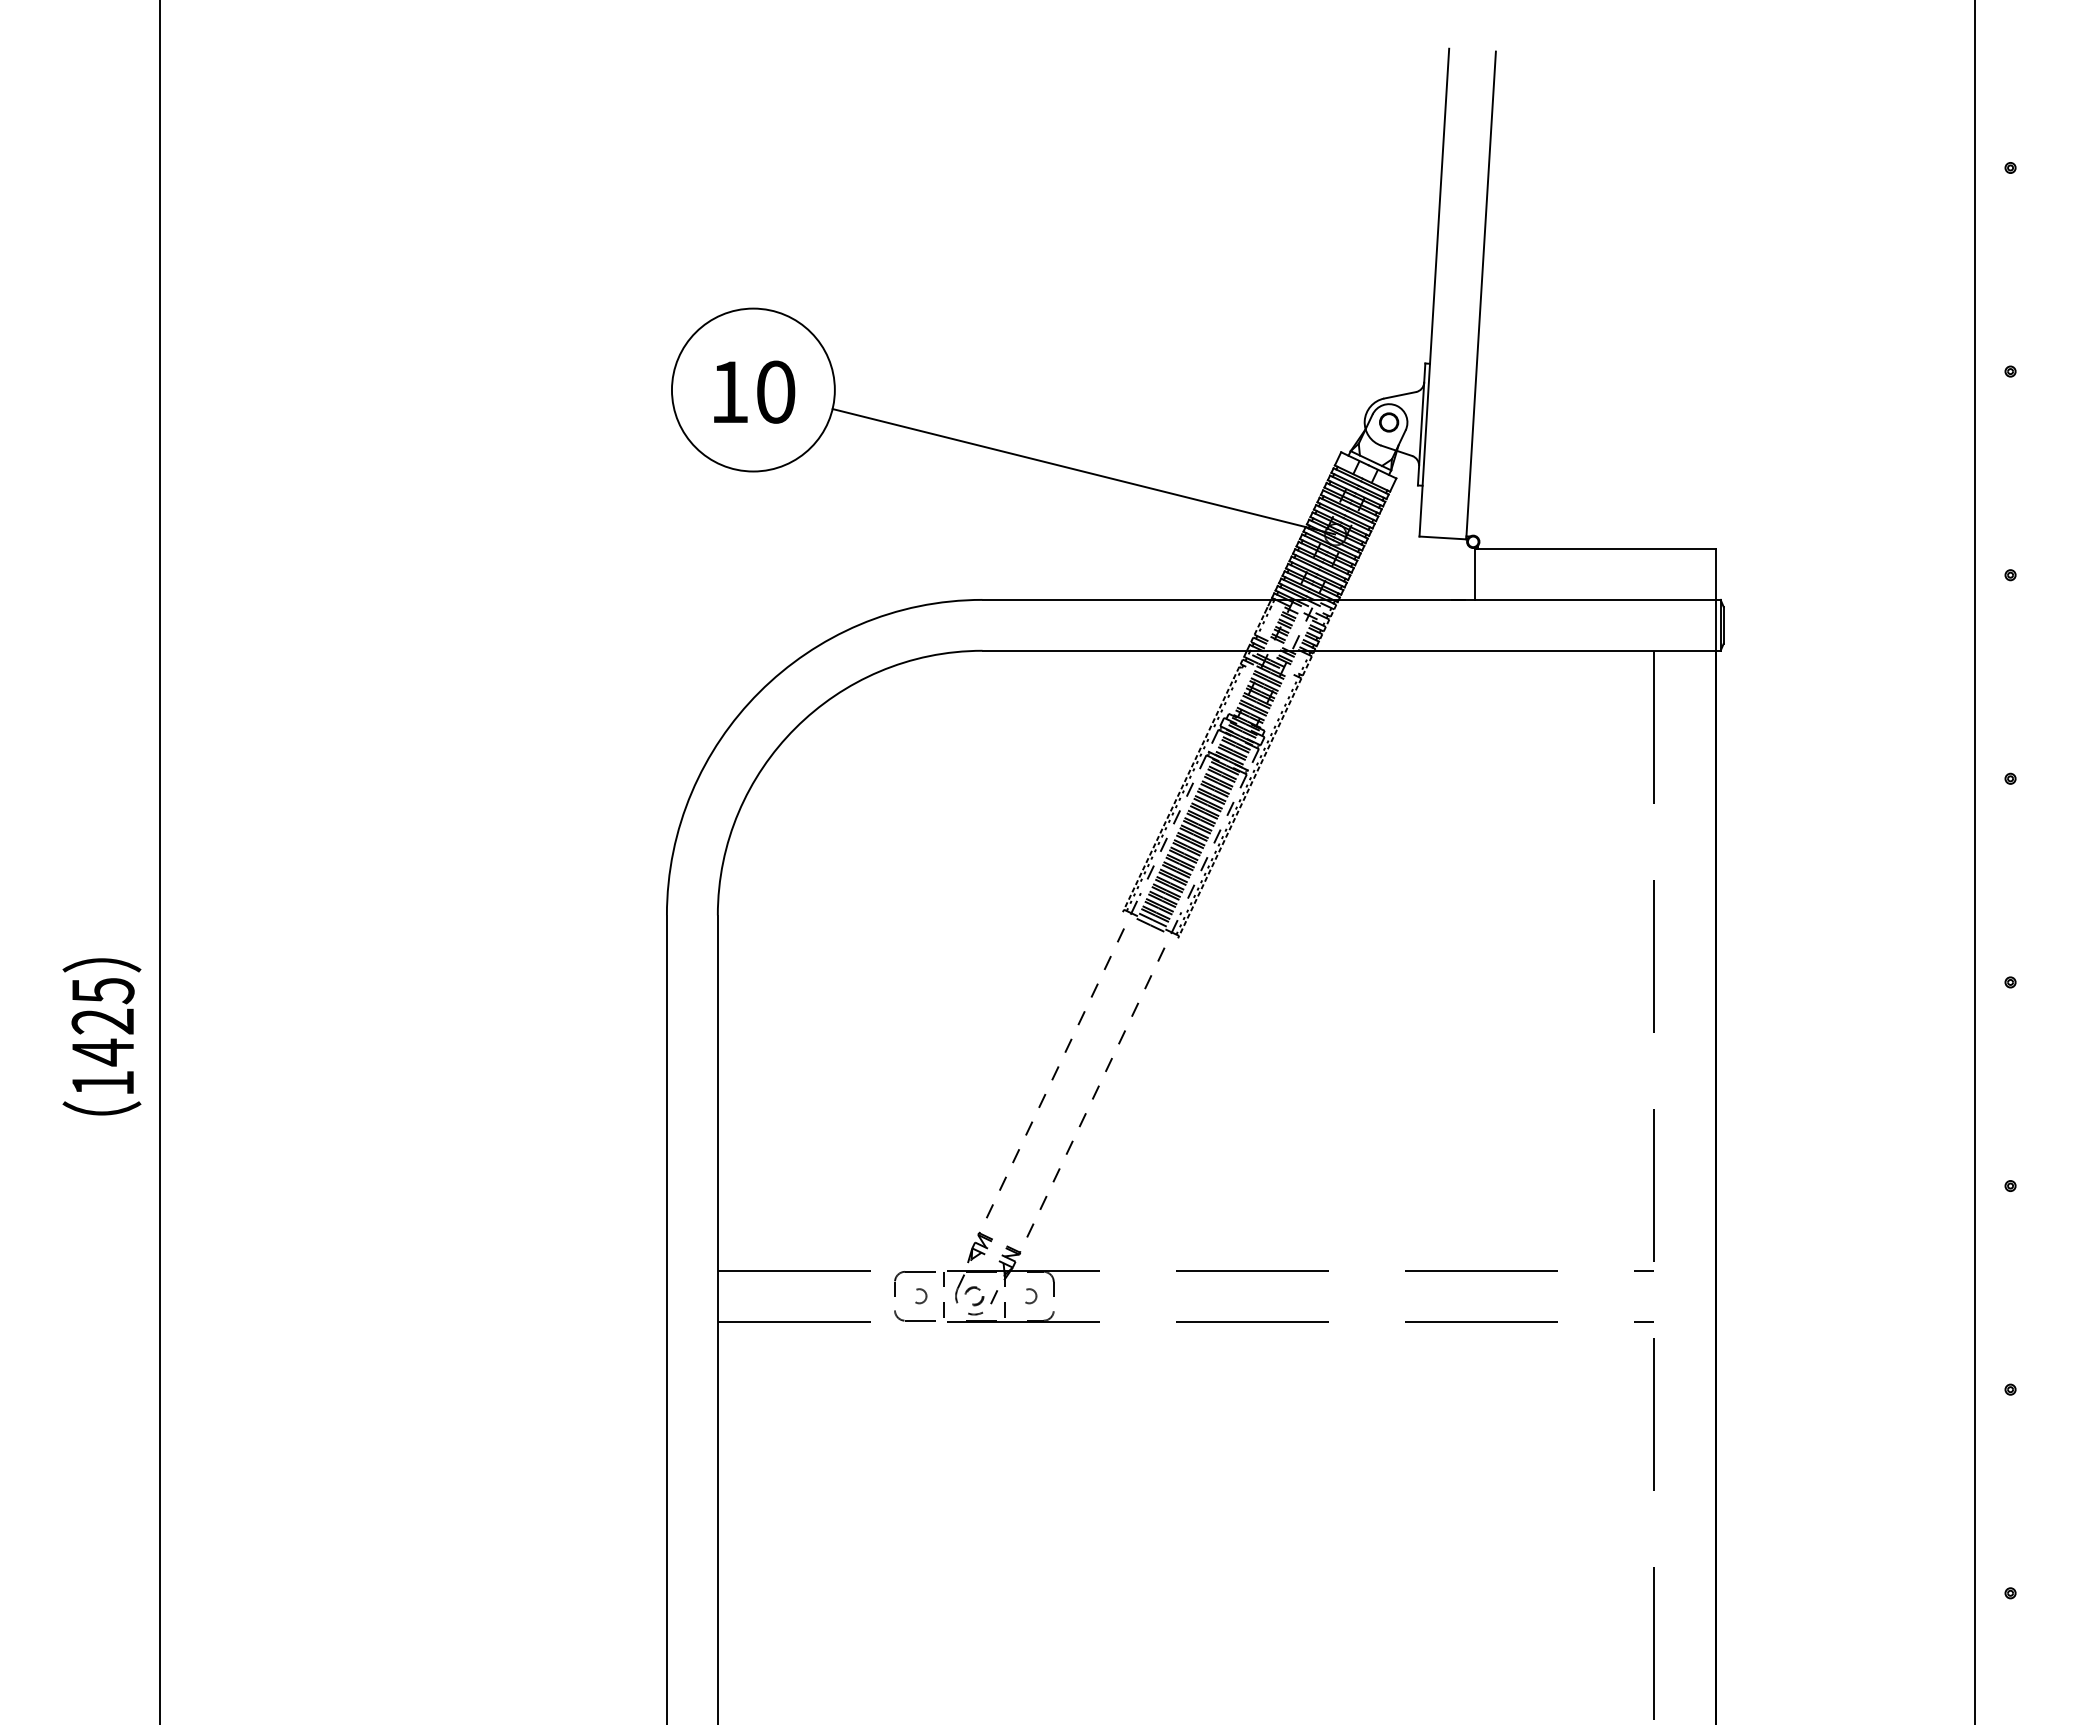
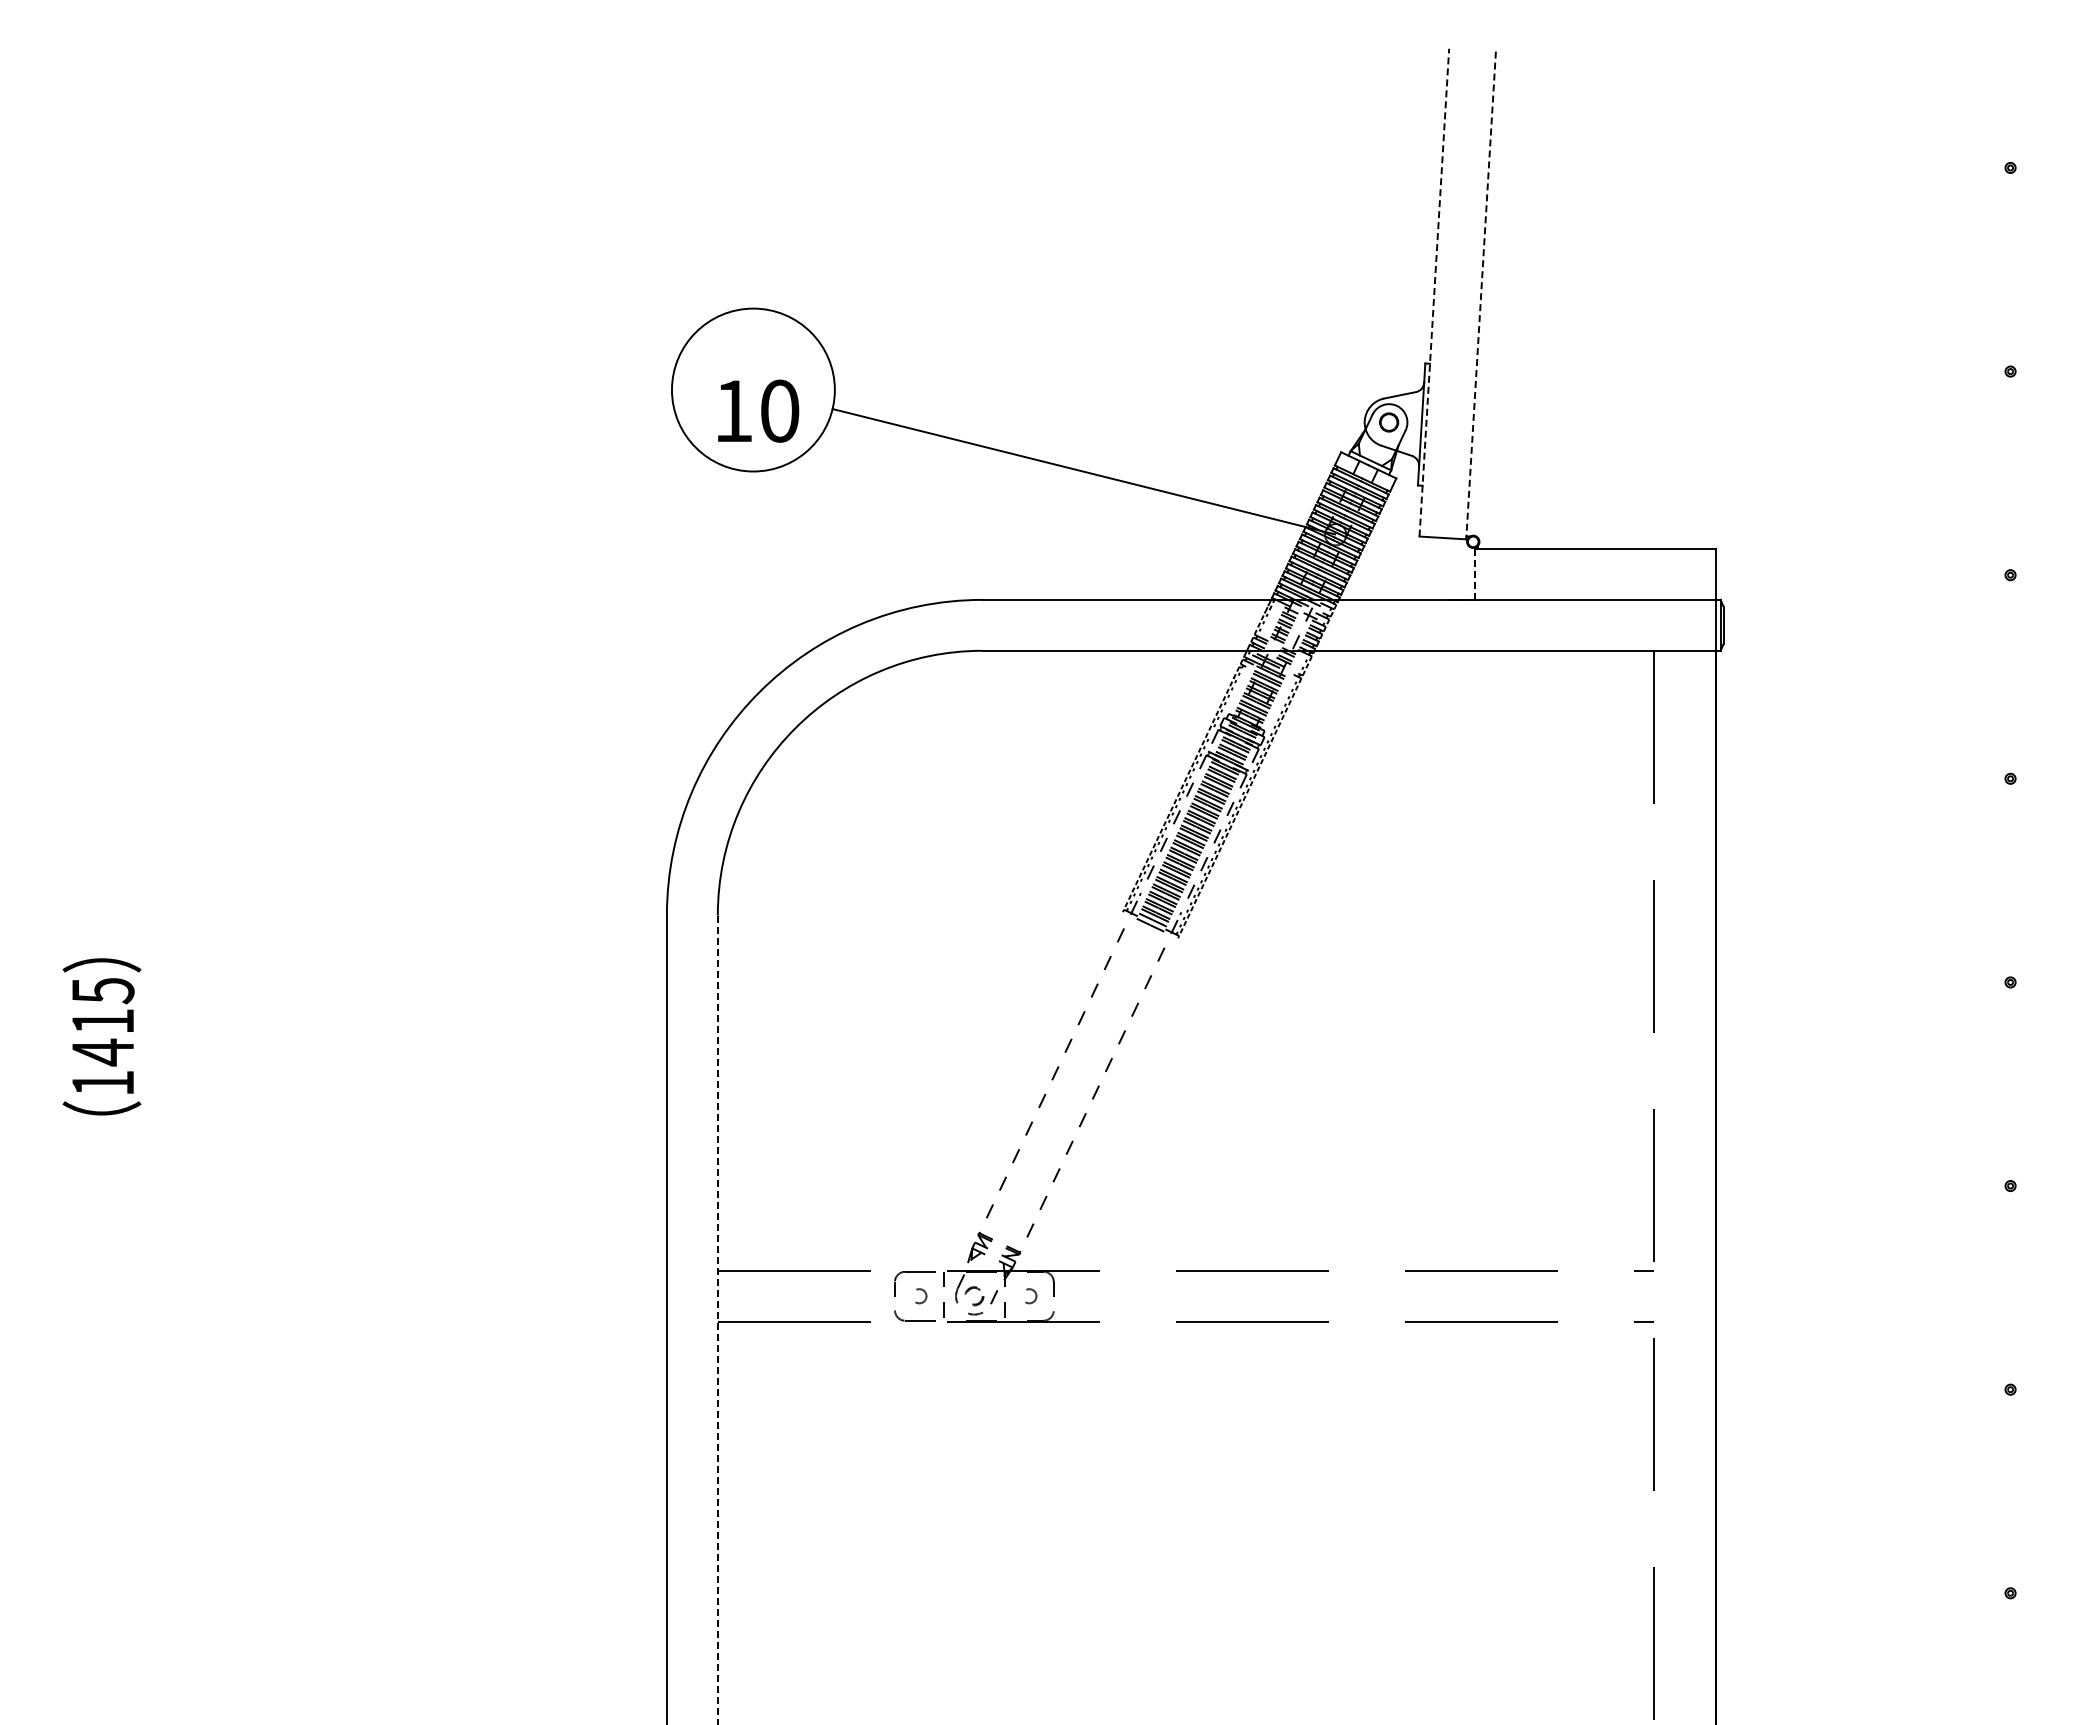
line: solid -> dashed (1434, 292)
line: solid -> dashed (1481, 295)
text position: (754, 391) -> (758, 410) (758, 410)
line: solid -> dashed (1475, 574)
line: present -> none (160, 861)
line: present -> none (1975, 861)
text: 1425 -> 1415 (102, 1021)
line: solid -> dashed (717, 1320)
